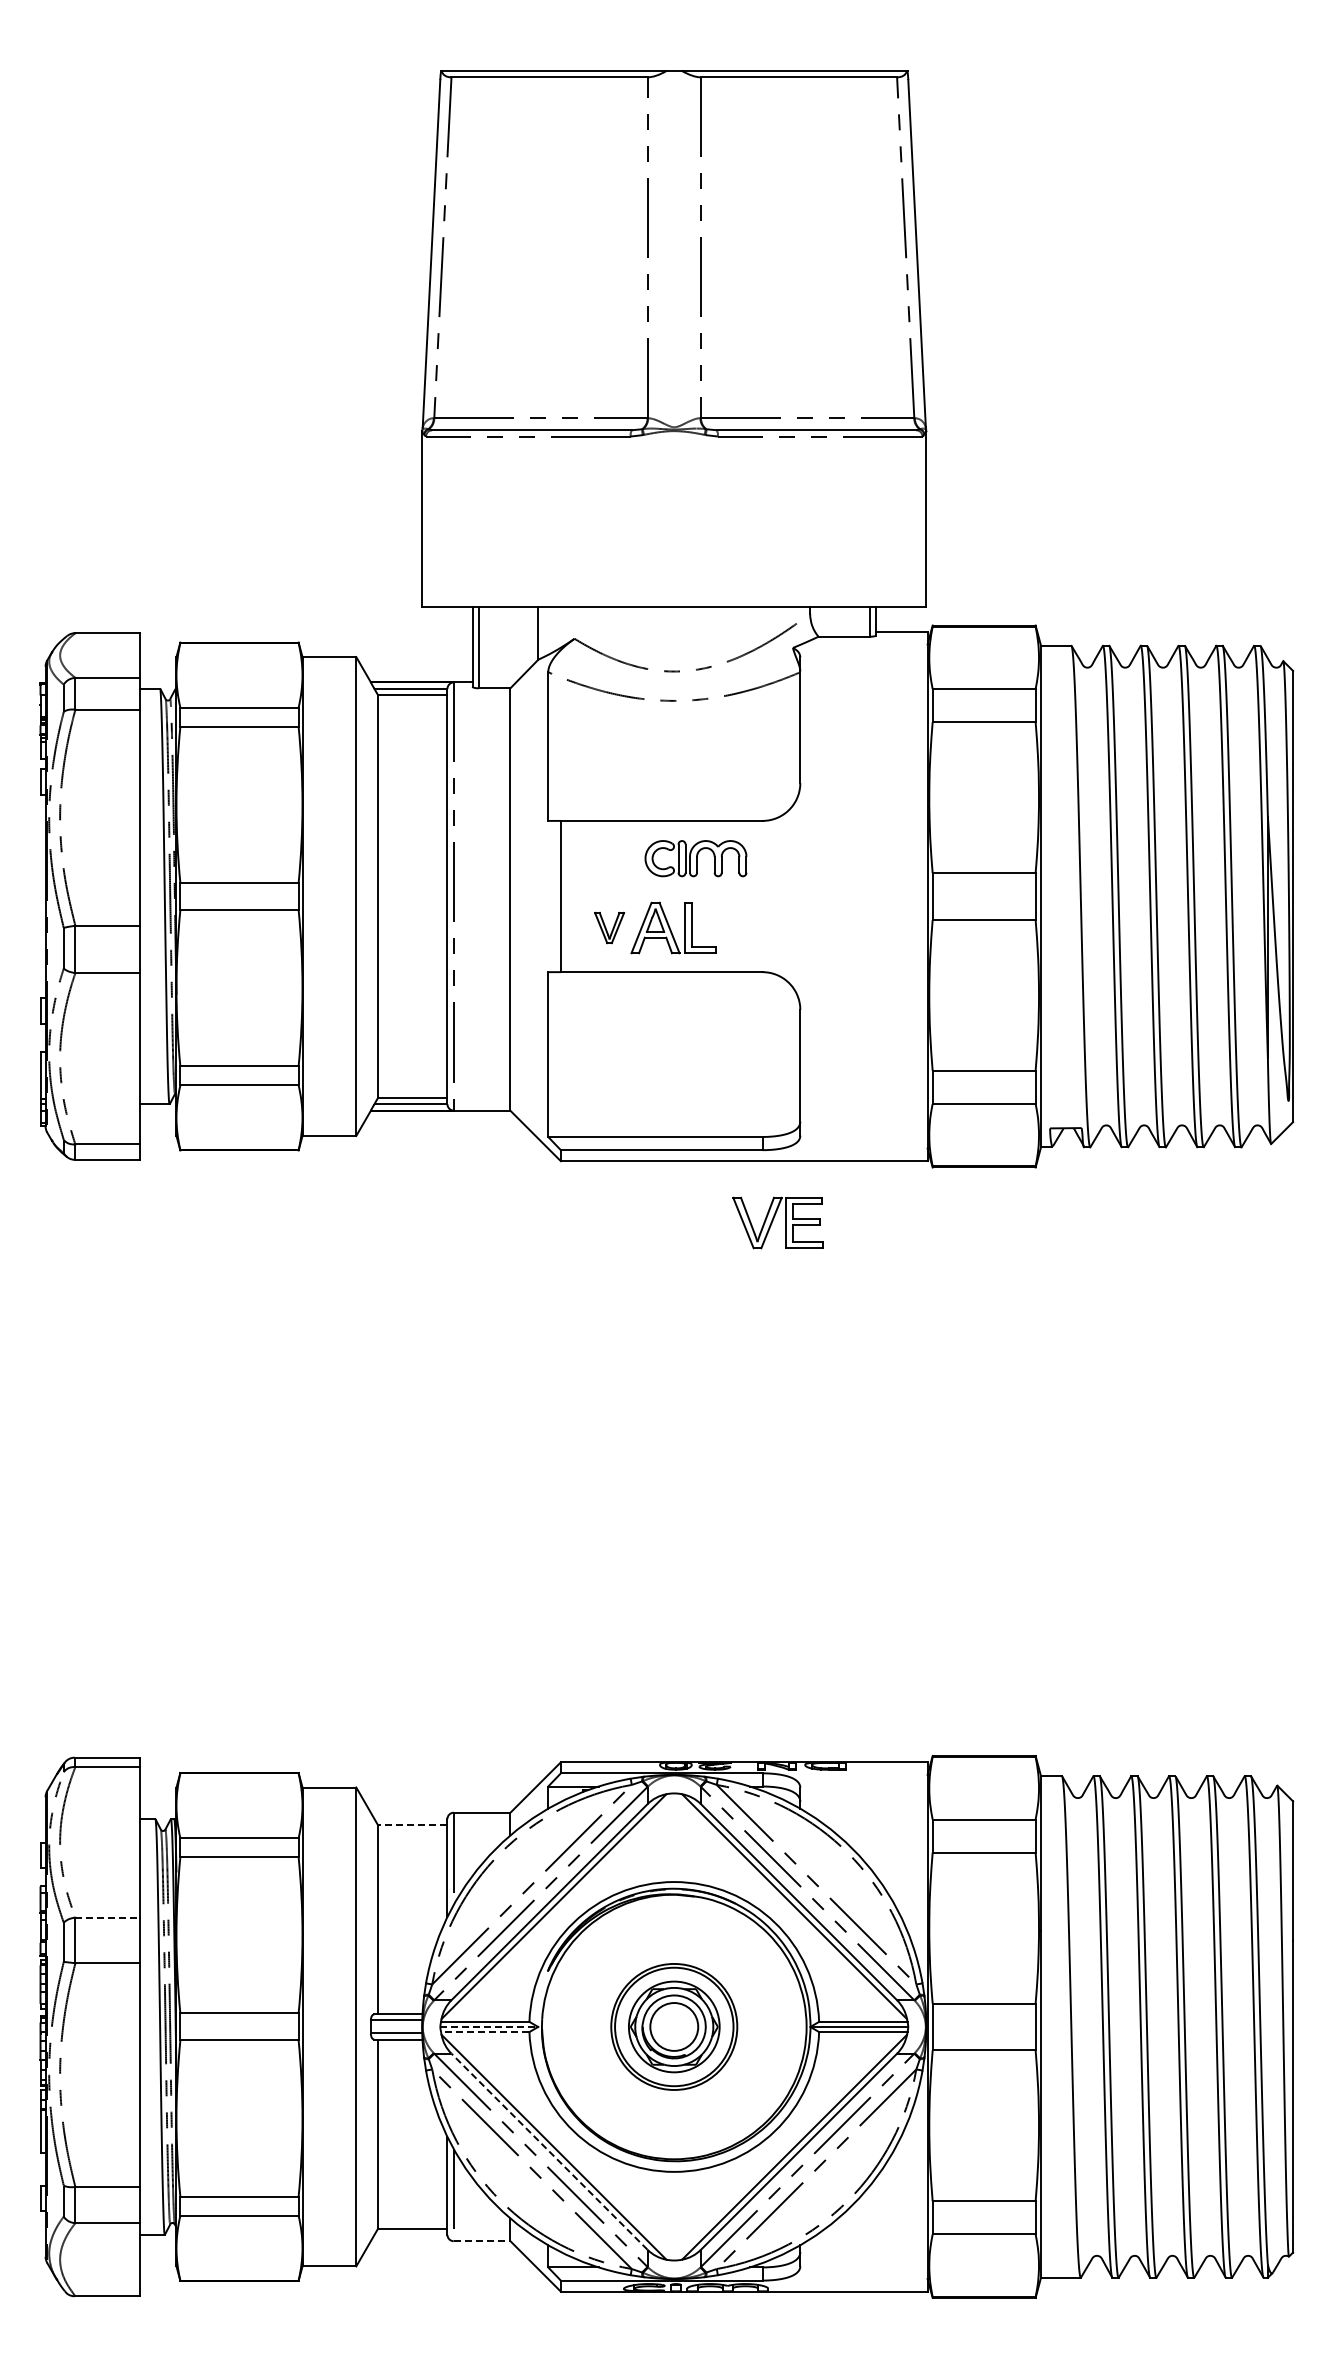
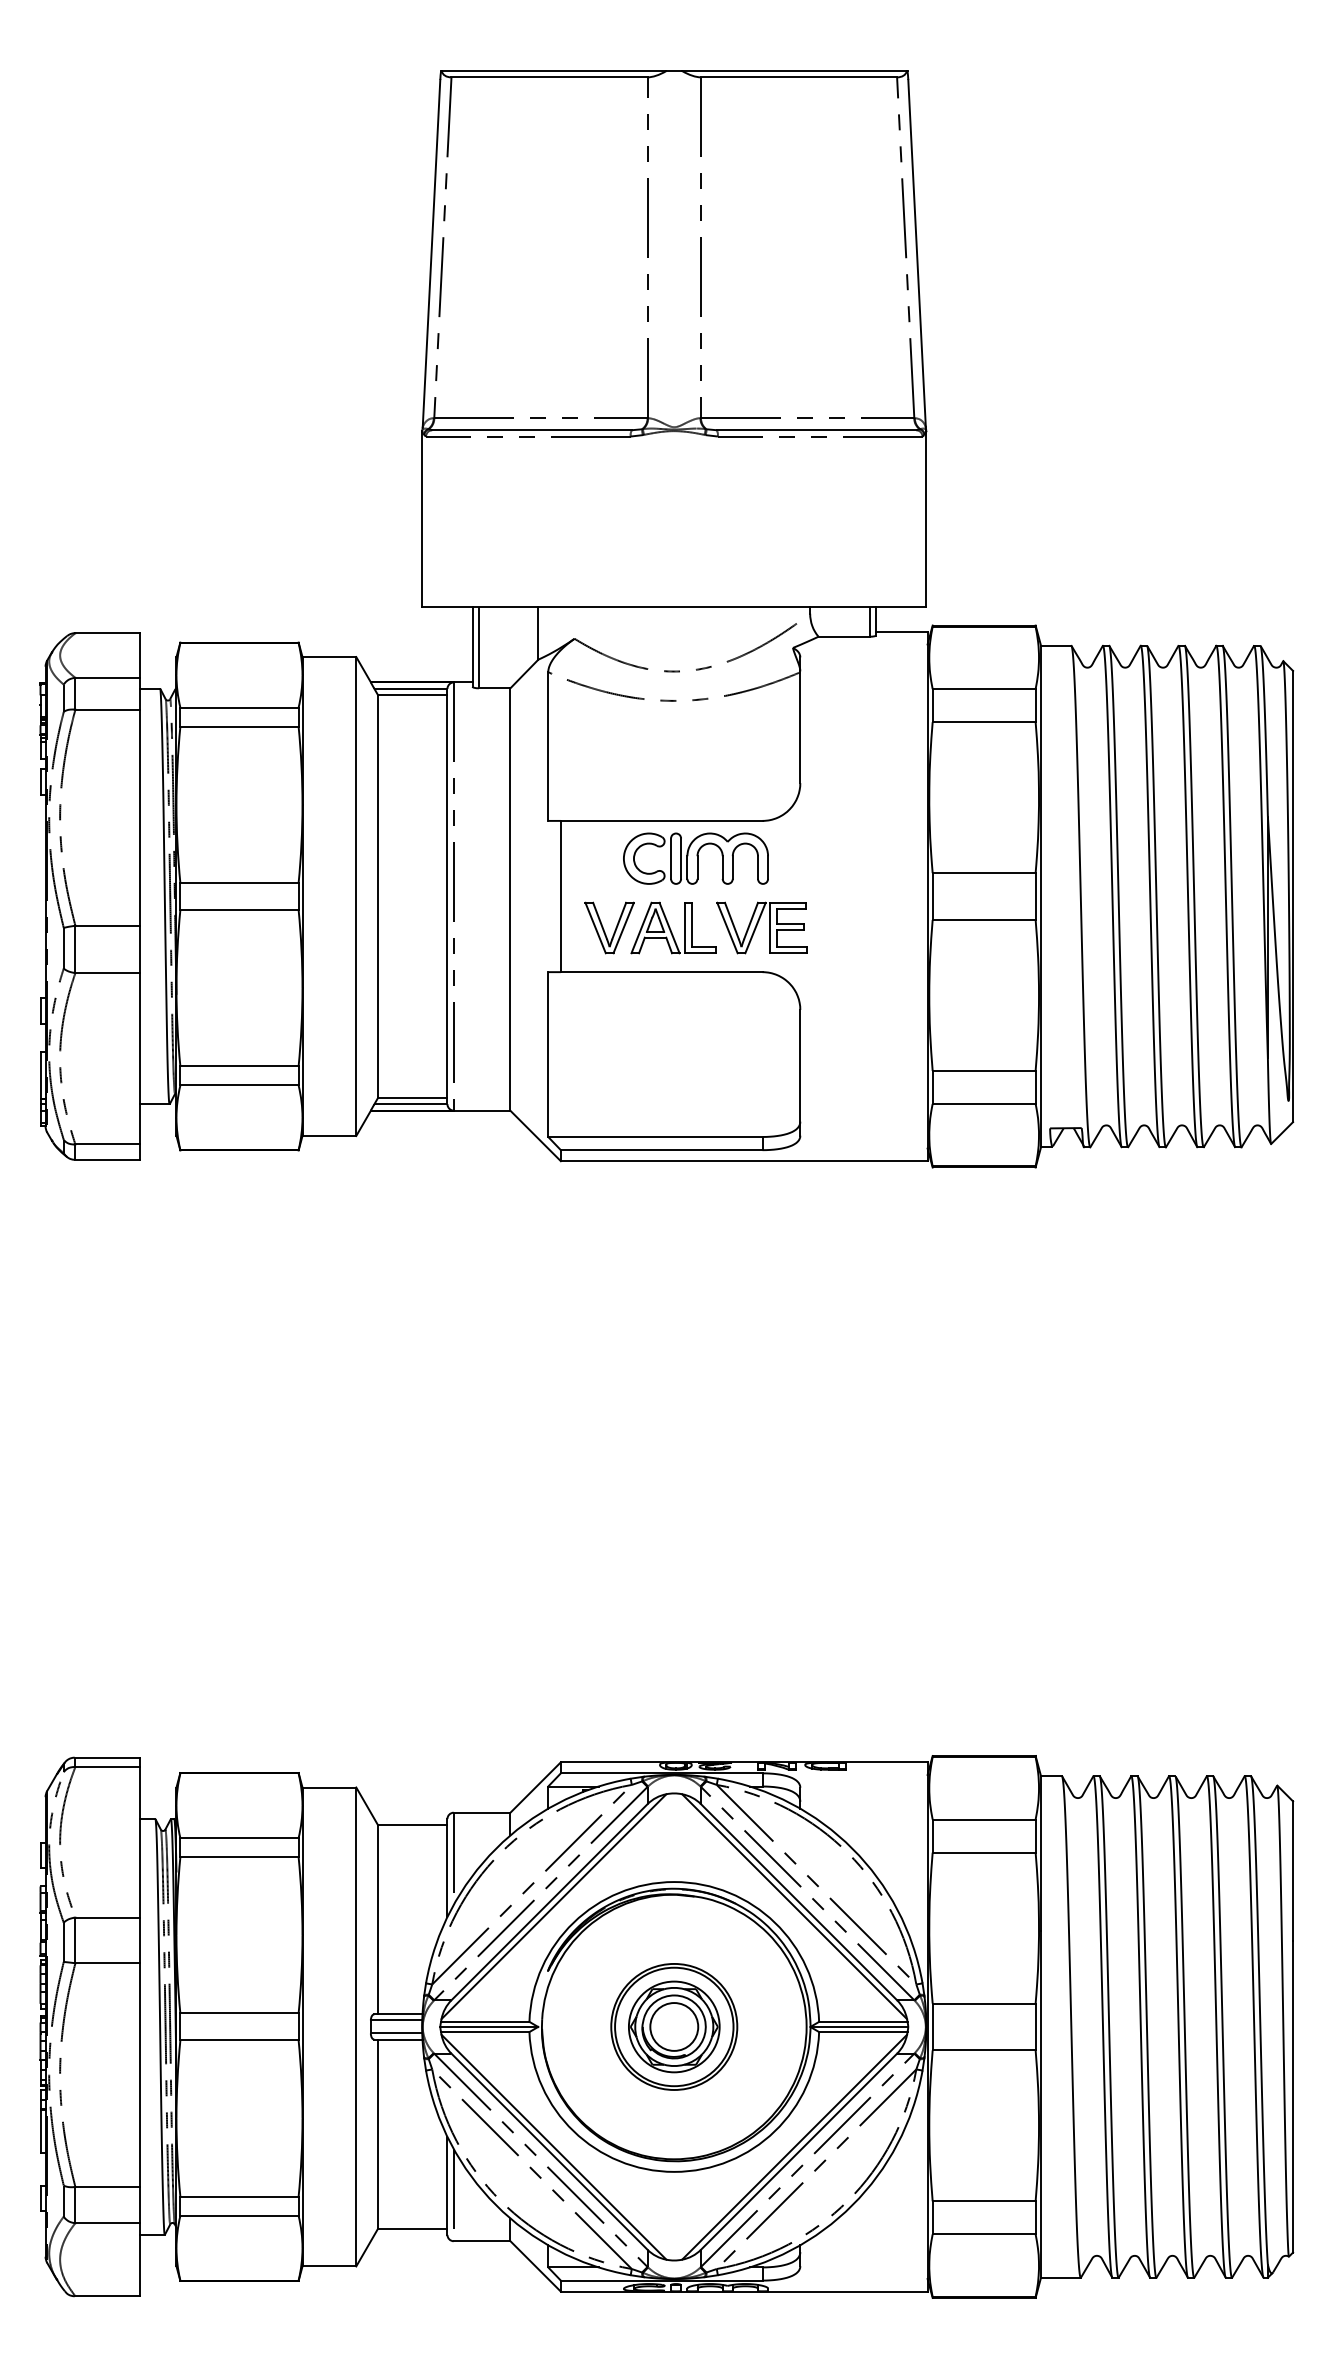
part size: 104x38 px -> 146x53 px (695, 858)
part size: 32x34 px -> 51x54 px (609, 927)
part position: (777, 1222) -> (761, 927) (761, 927)
line: dashed -> solid (412, 1825)
line: dashed -> solid (108, 1917)
line: dashed -> solid (489, 2026)
line: dashed -> solid (484, 2032)
line: dashed -> solid (549, 2151)
line: dashed -> solid (482, 2241)
